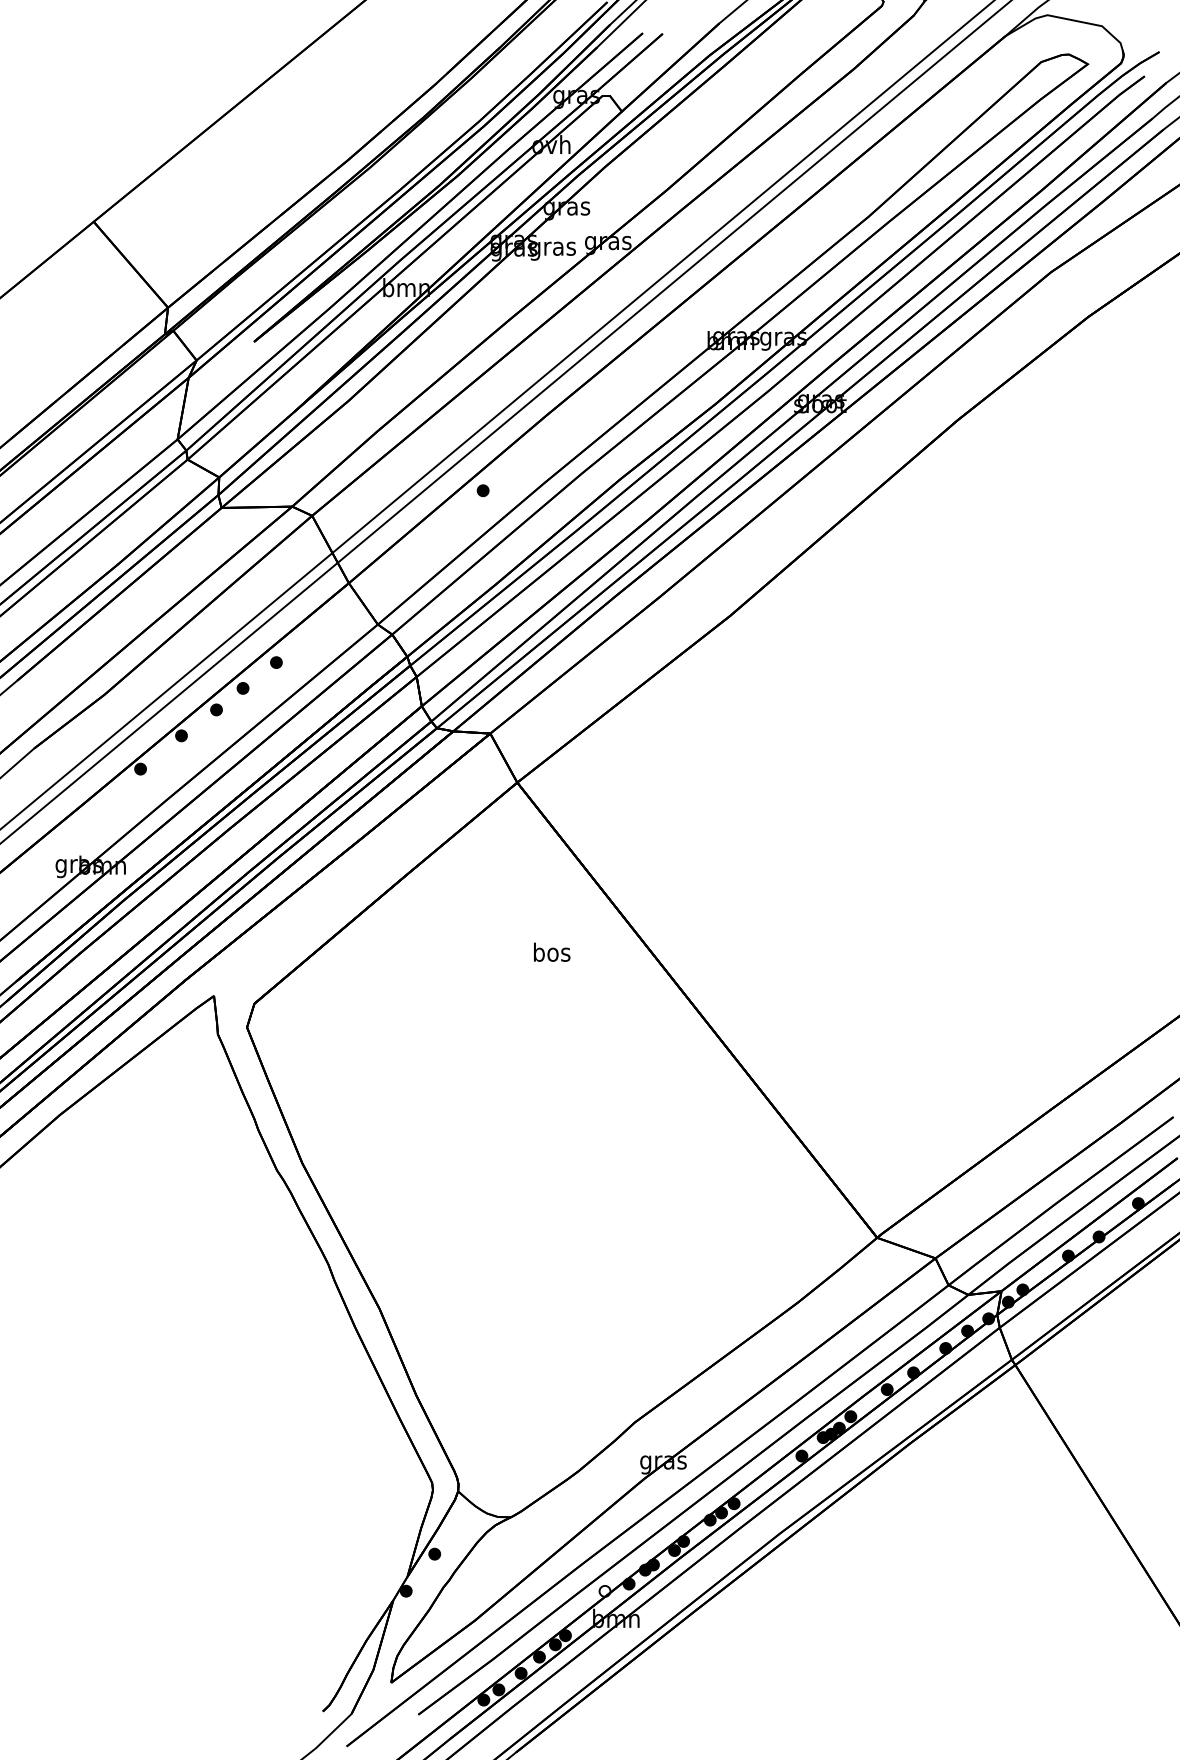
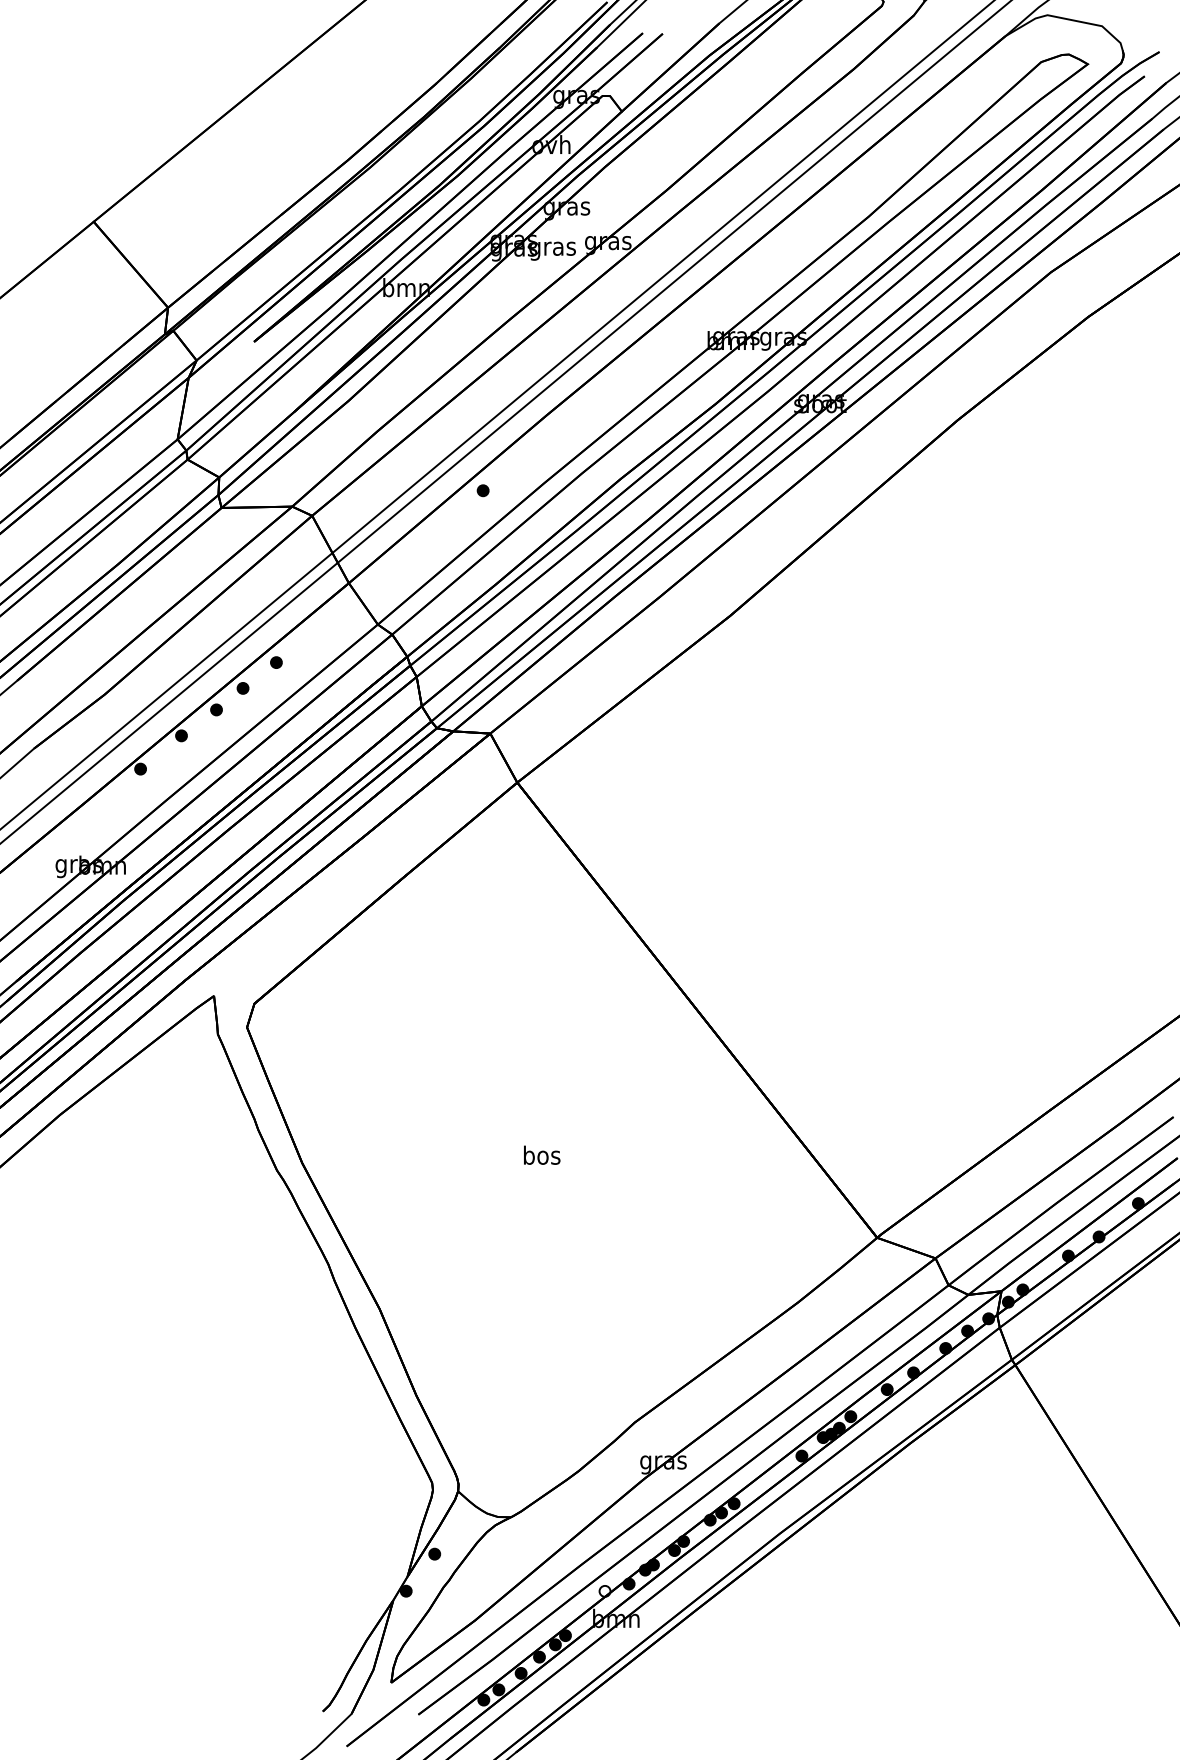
text position: (552, 951) -> (542, 1154) (542, 1154)
